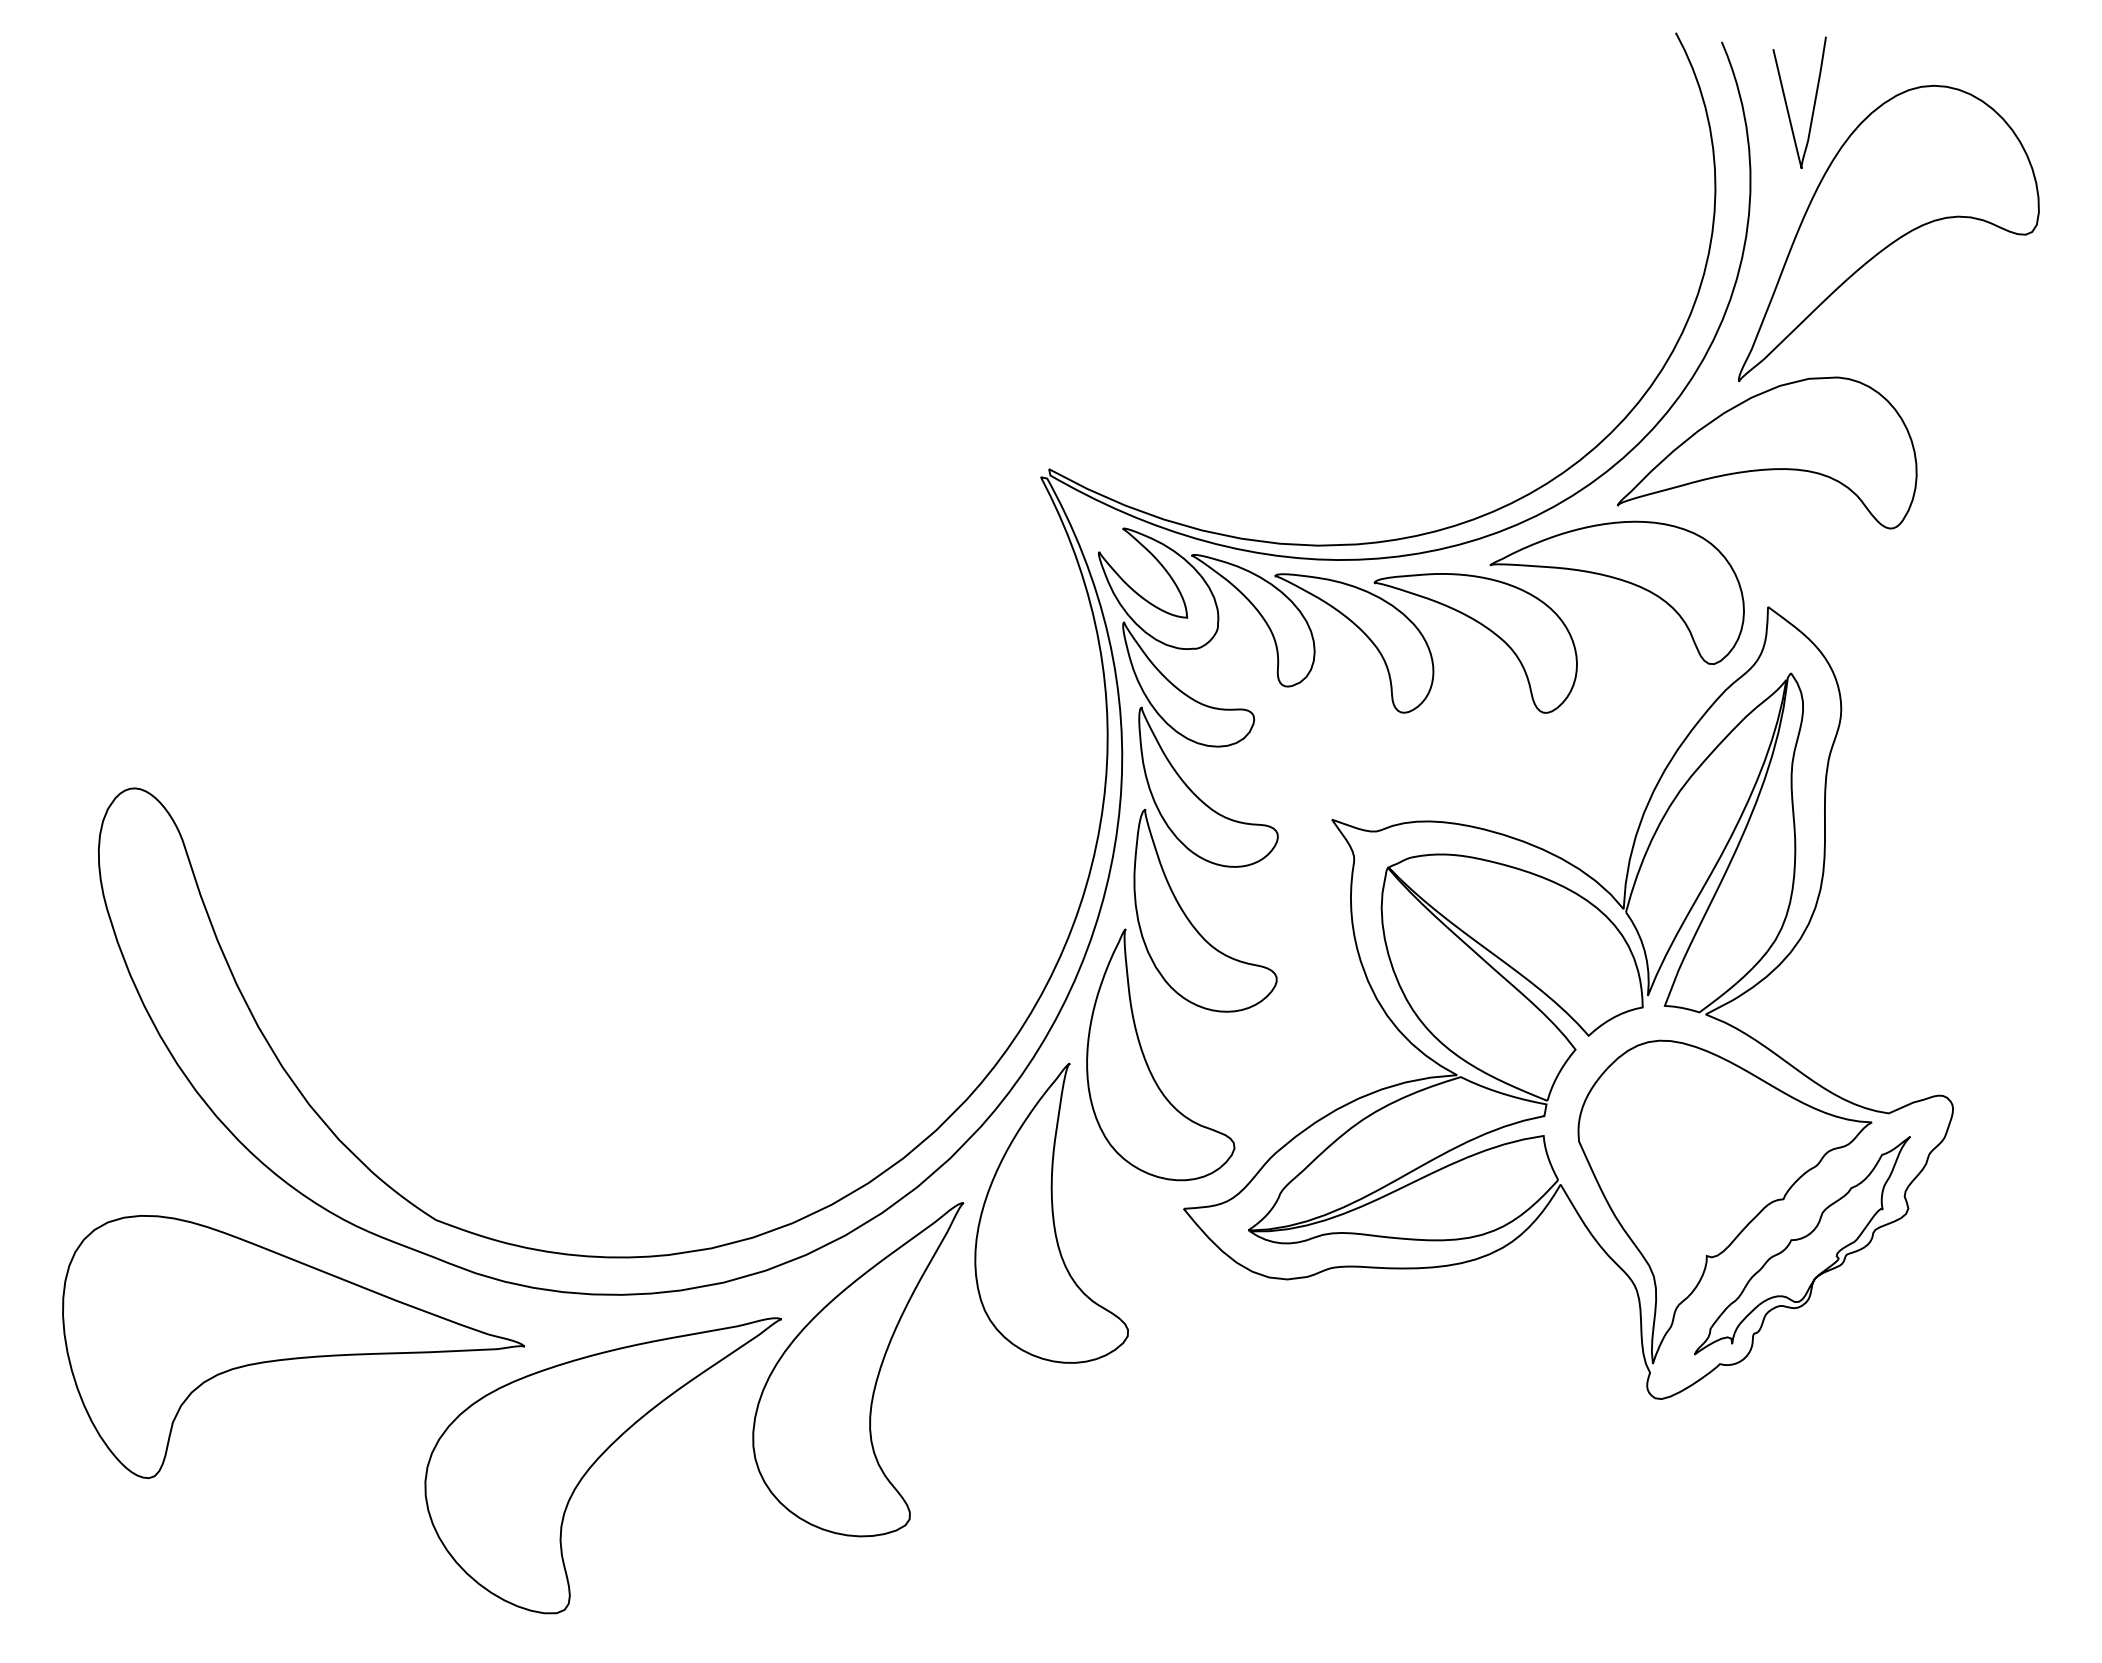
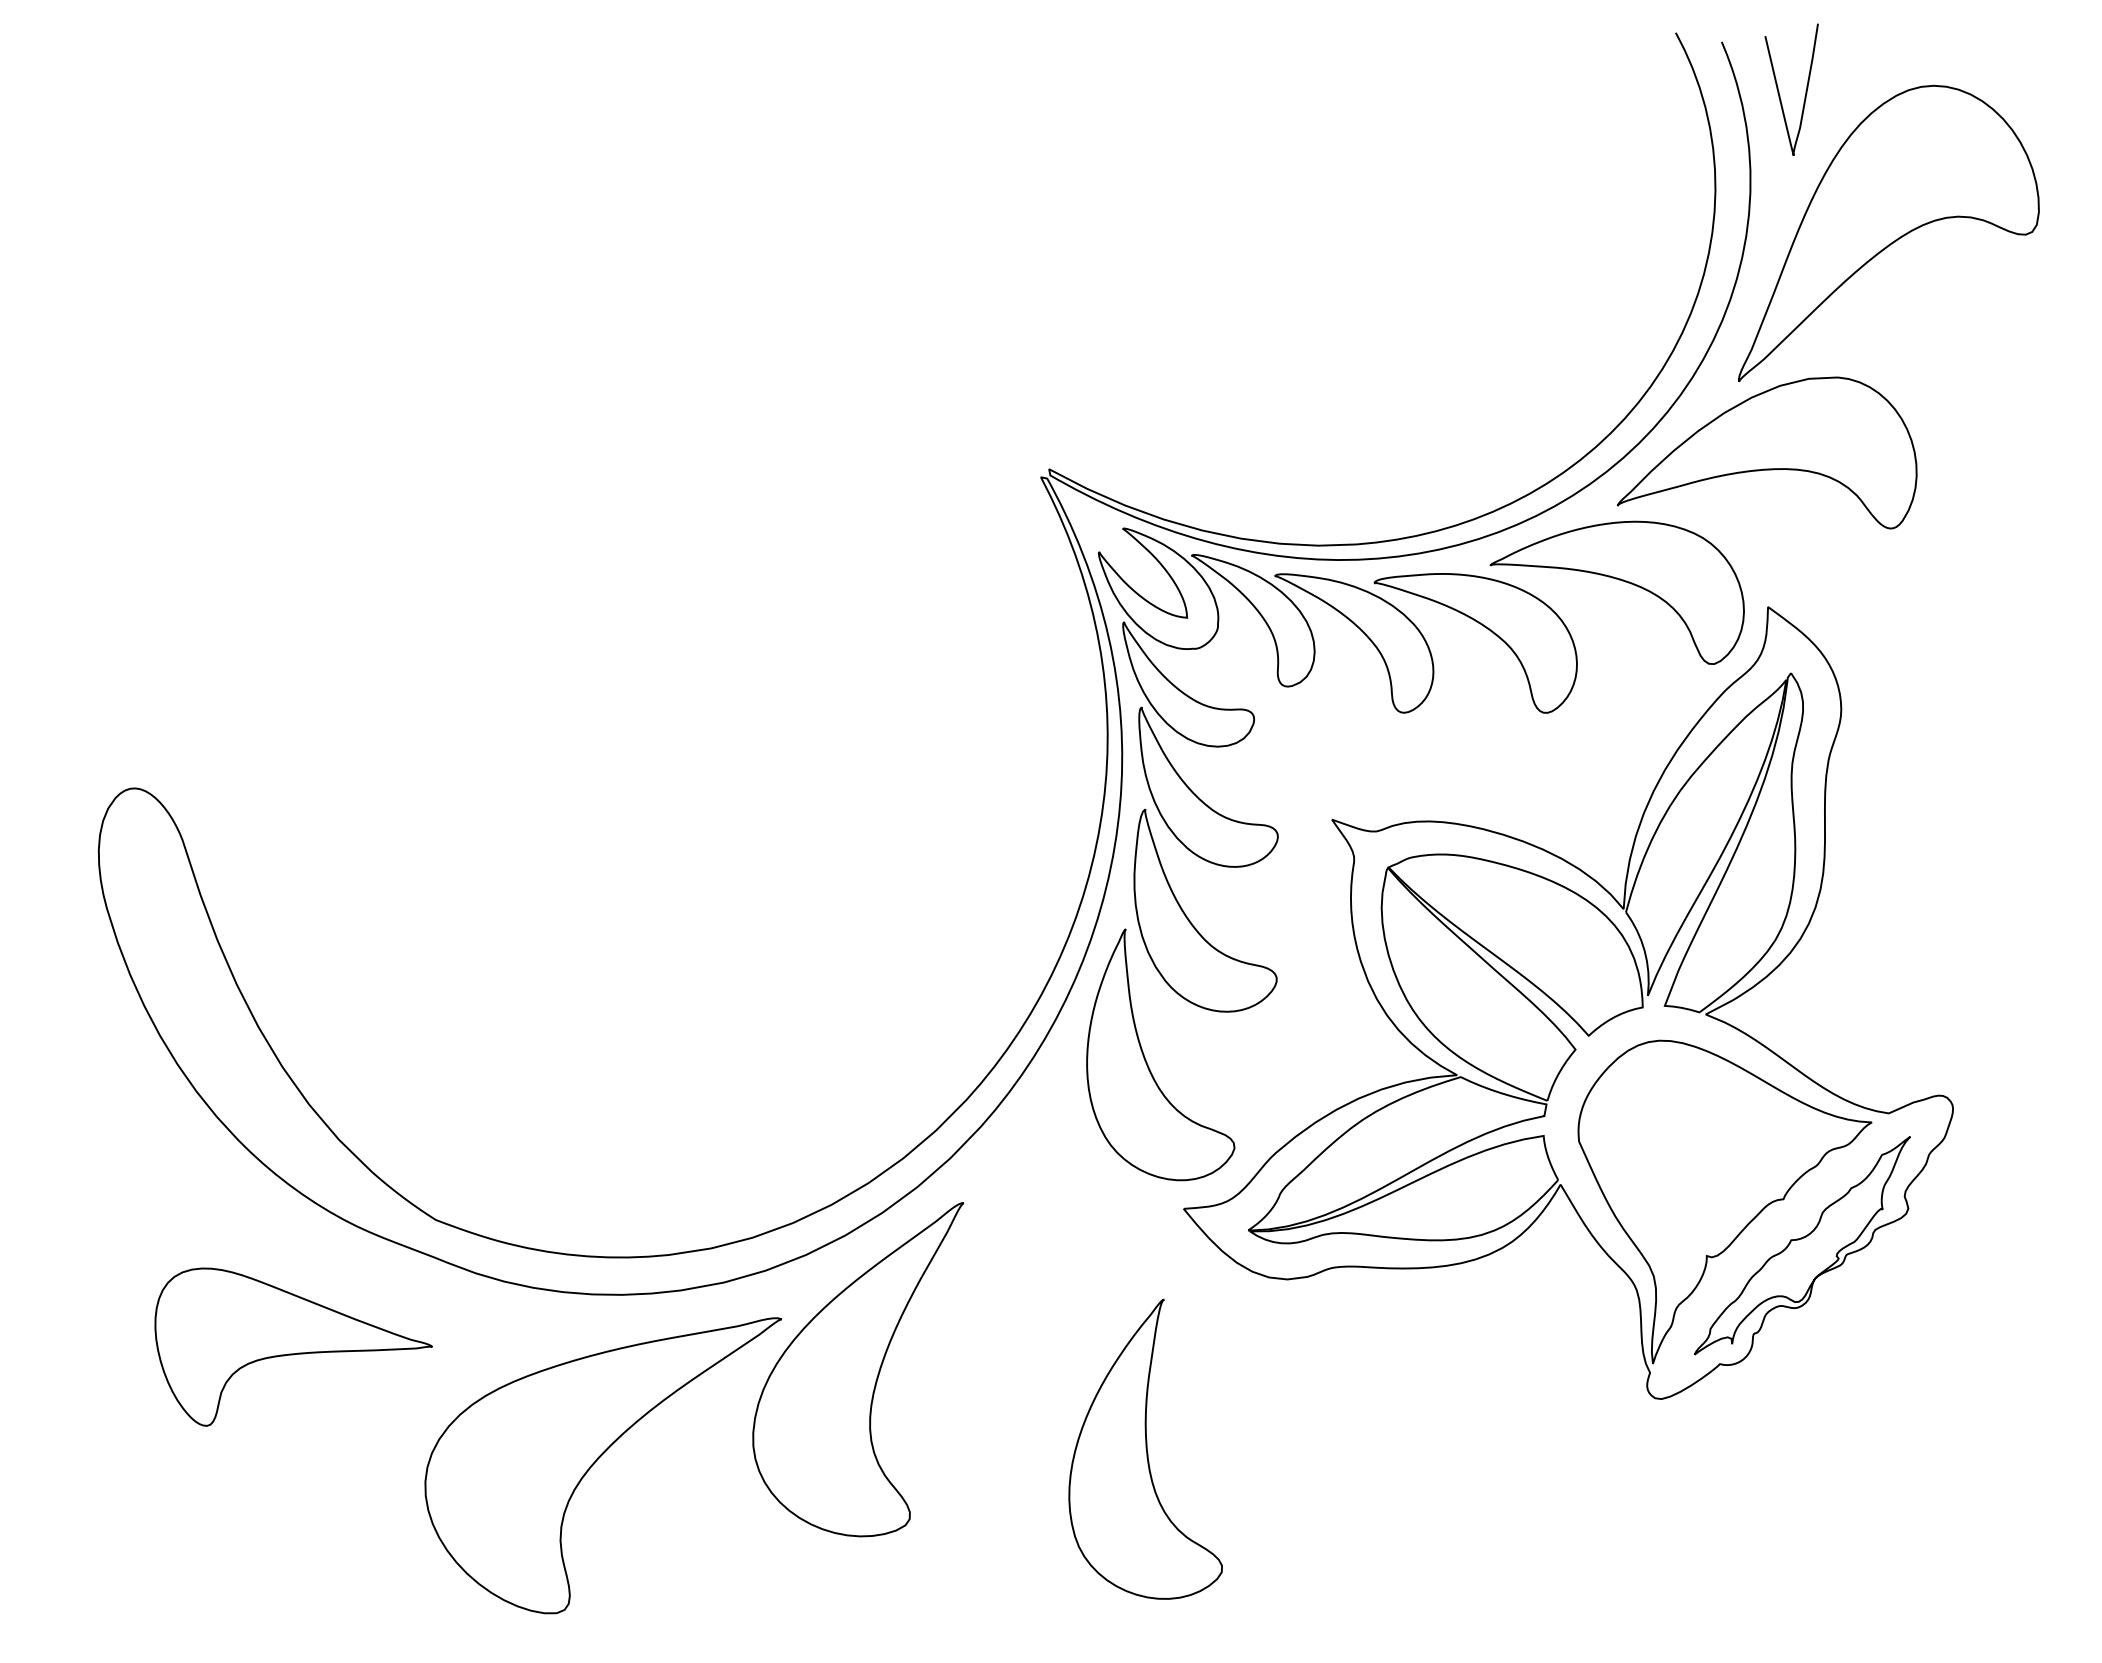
curve position: (1787, 104) -> (1779, 91) (1779, 91)
part position: (1051, 1212) -> (1145, 1448) (1145, 1448)
part size: 464x265 px -> 279x160 px (293, 1346)
